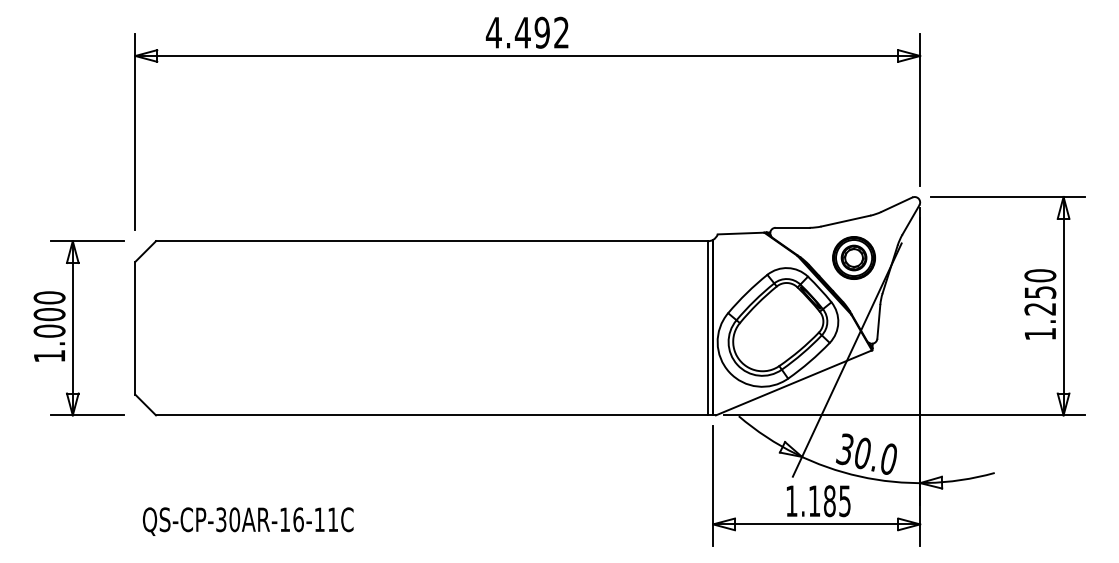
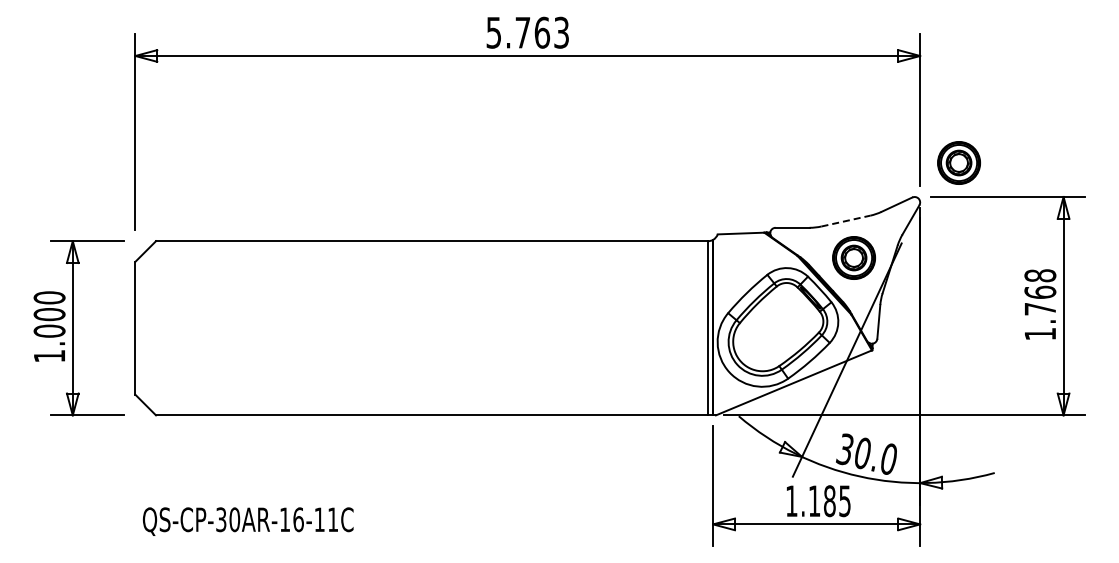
text: 4.492 -> 5.763 (526, 32)
part: none -> present (958, 162)
line: solid -> dashed (845, 221)
text: 1.250 -> 1.768 (1040, 292)
